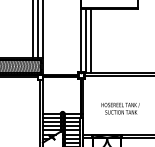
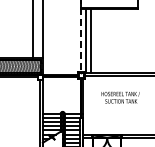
line: present -> none (37, 30)
line: solid -> dashed (81, 36)
text position: (120, 108) -> (120, 97) (120, 97)
